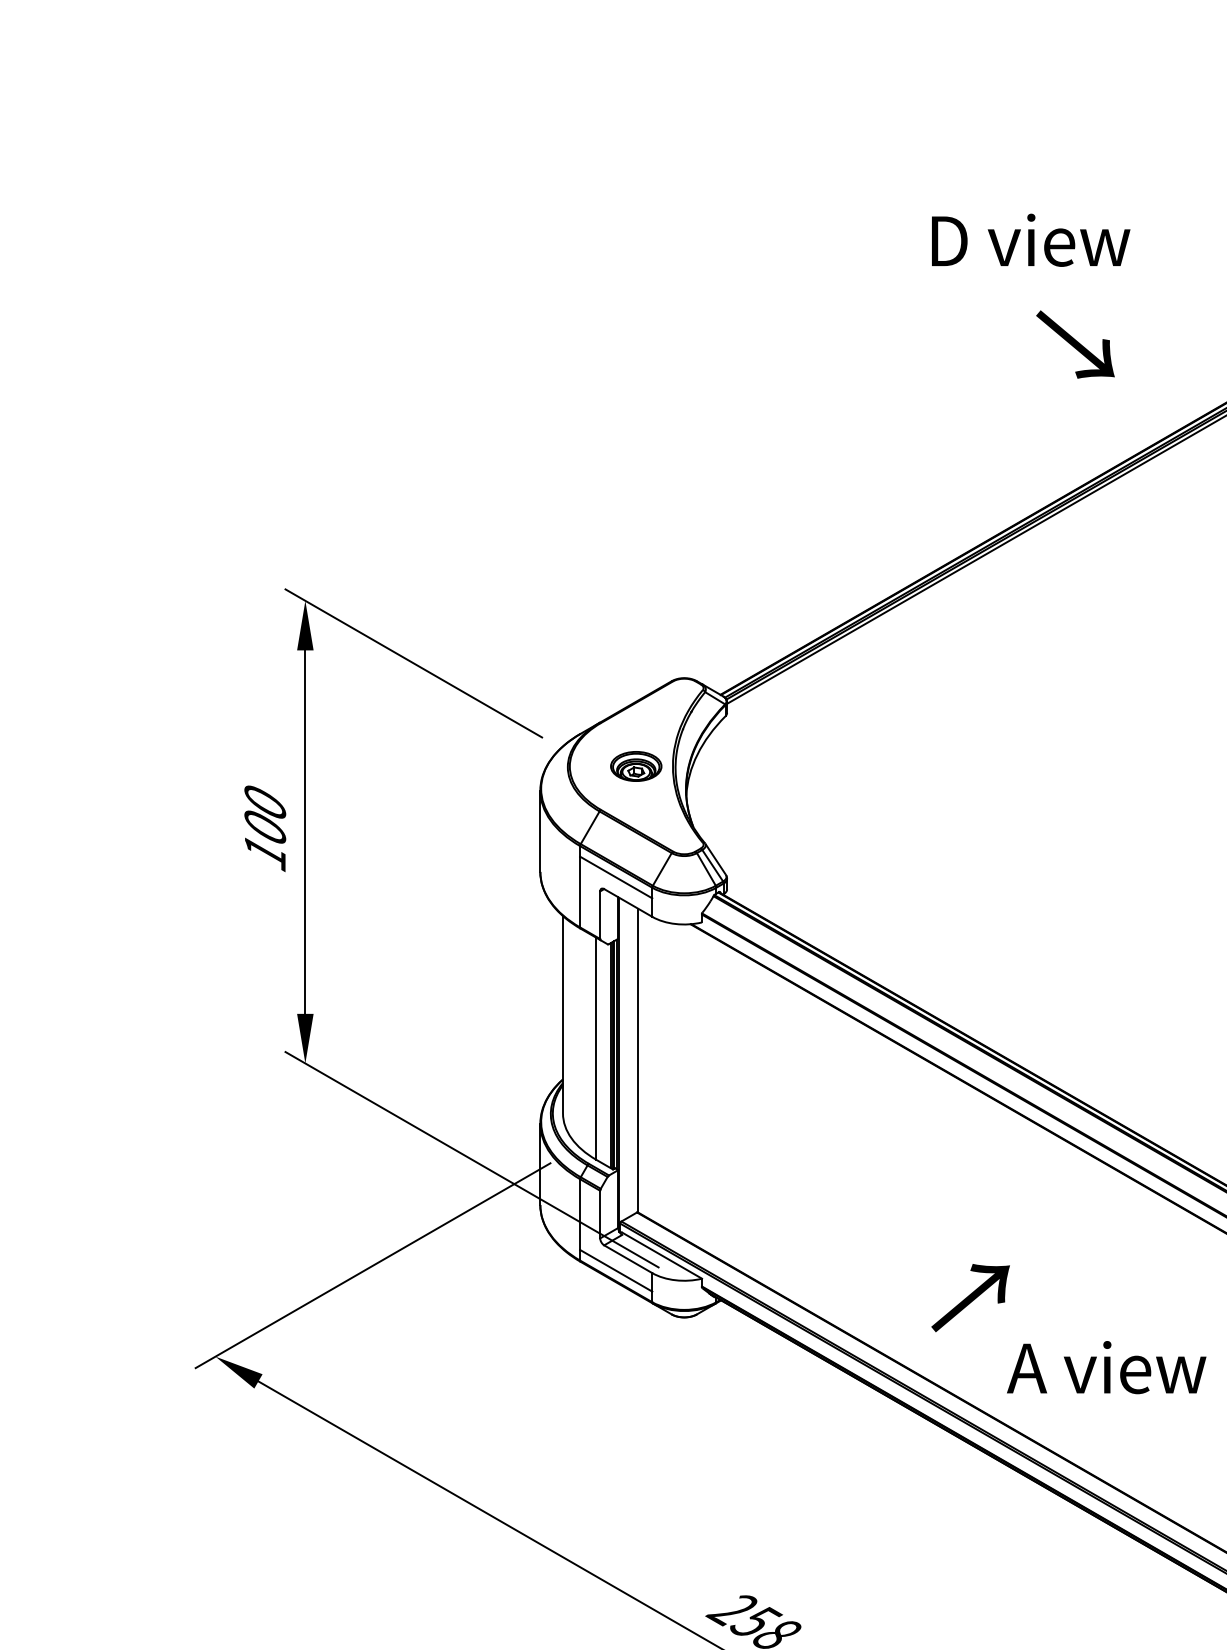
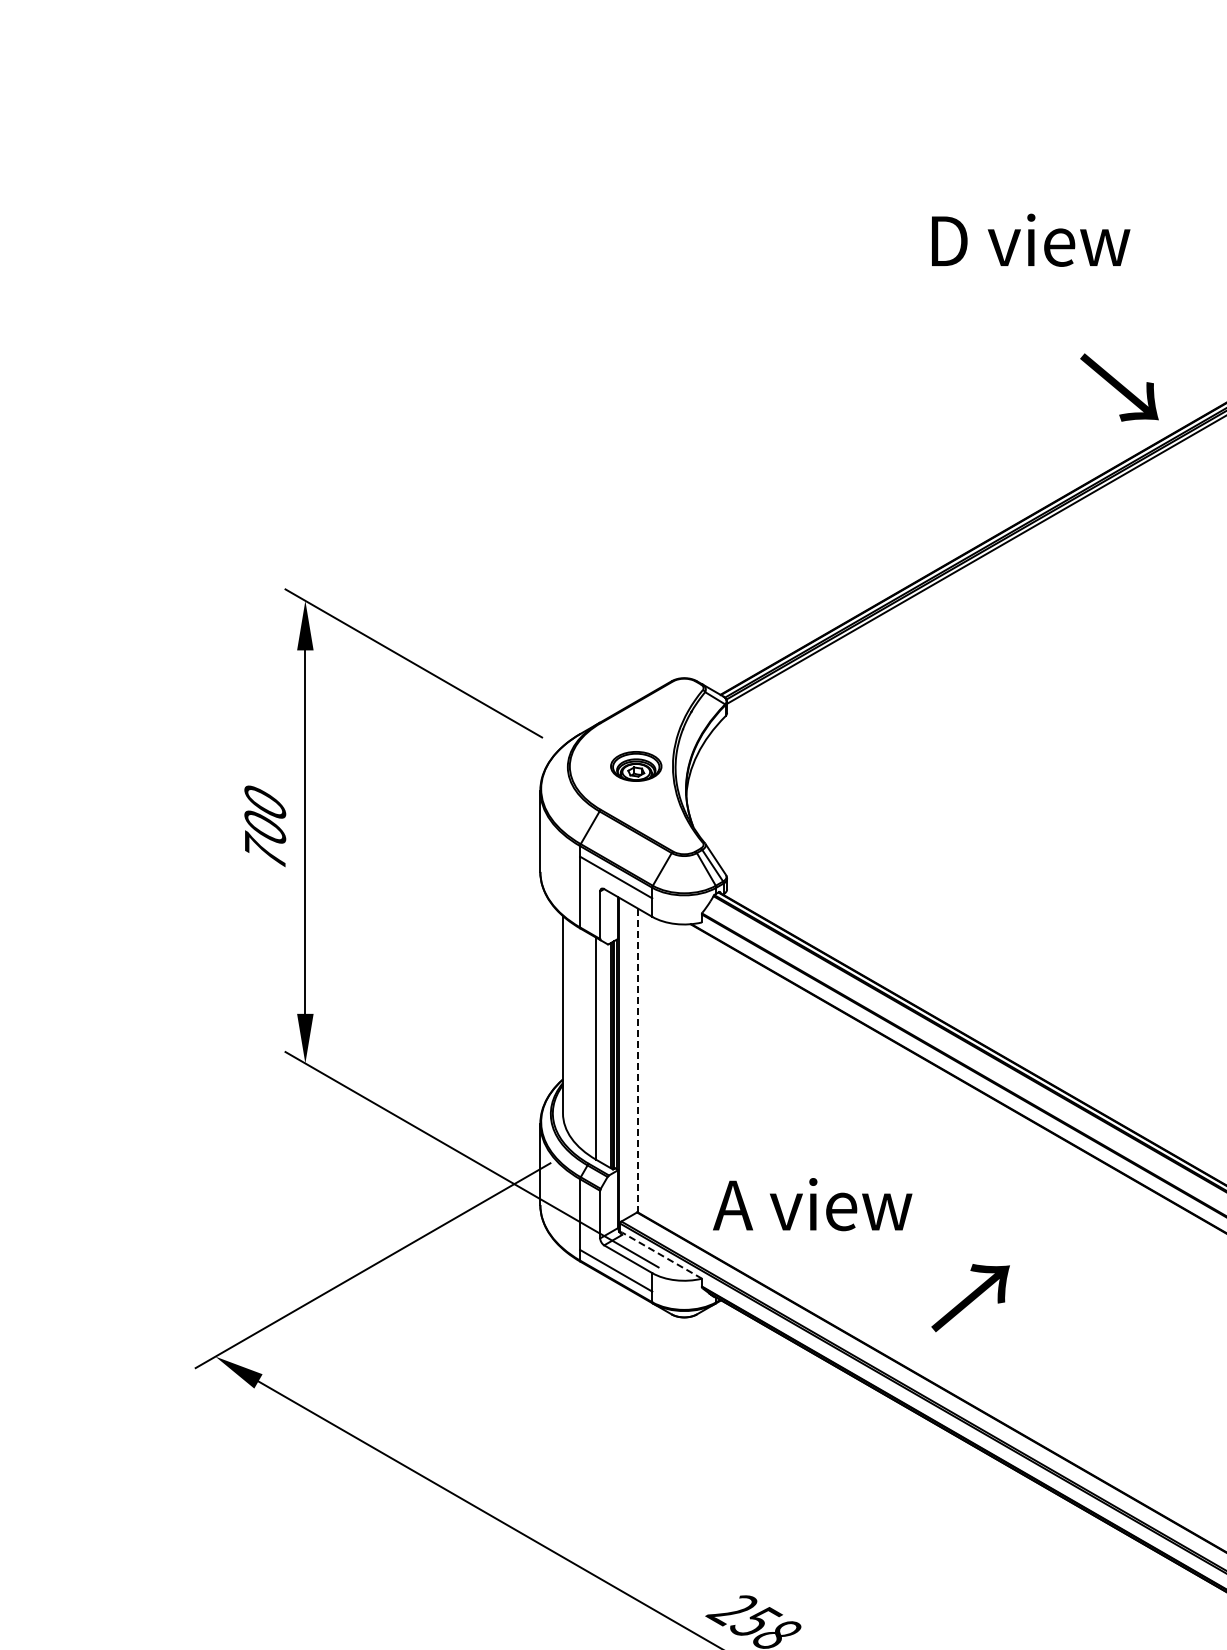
text position: (1075, 344) -> (1119, 387) (1119, 387)
text: 100 -> 700 (265, 851)
line: solid -> dashed (638, 1060)
line: solid -> dashed (661, 1255)
text position: (1106, 1367) -> (812, 1204) (812, 1204)
